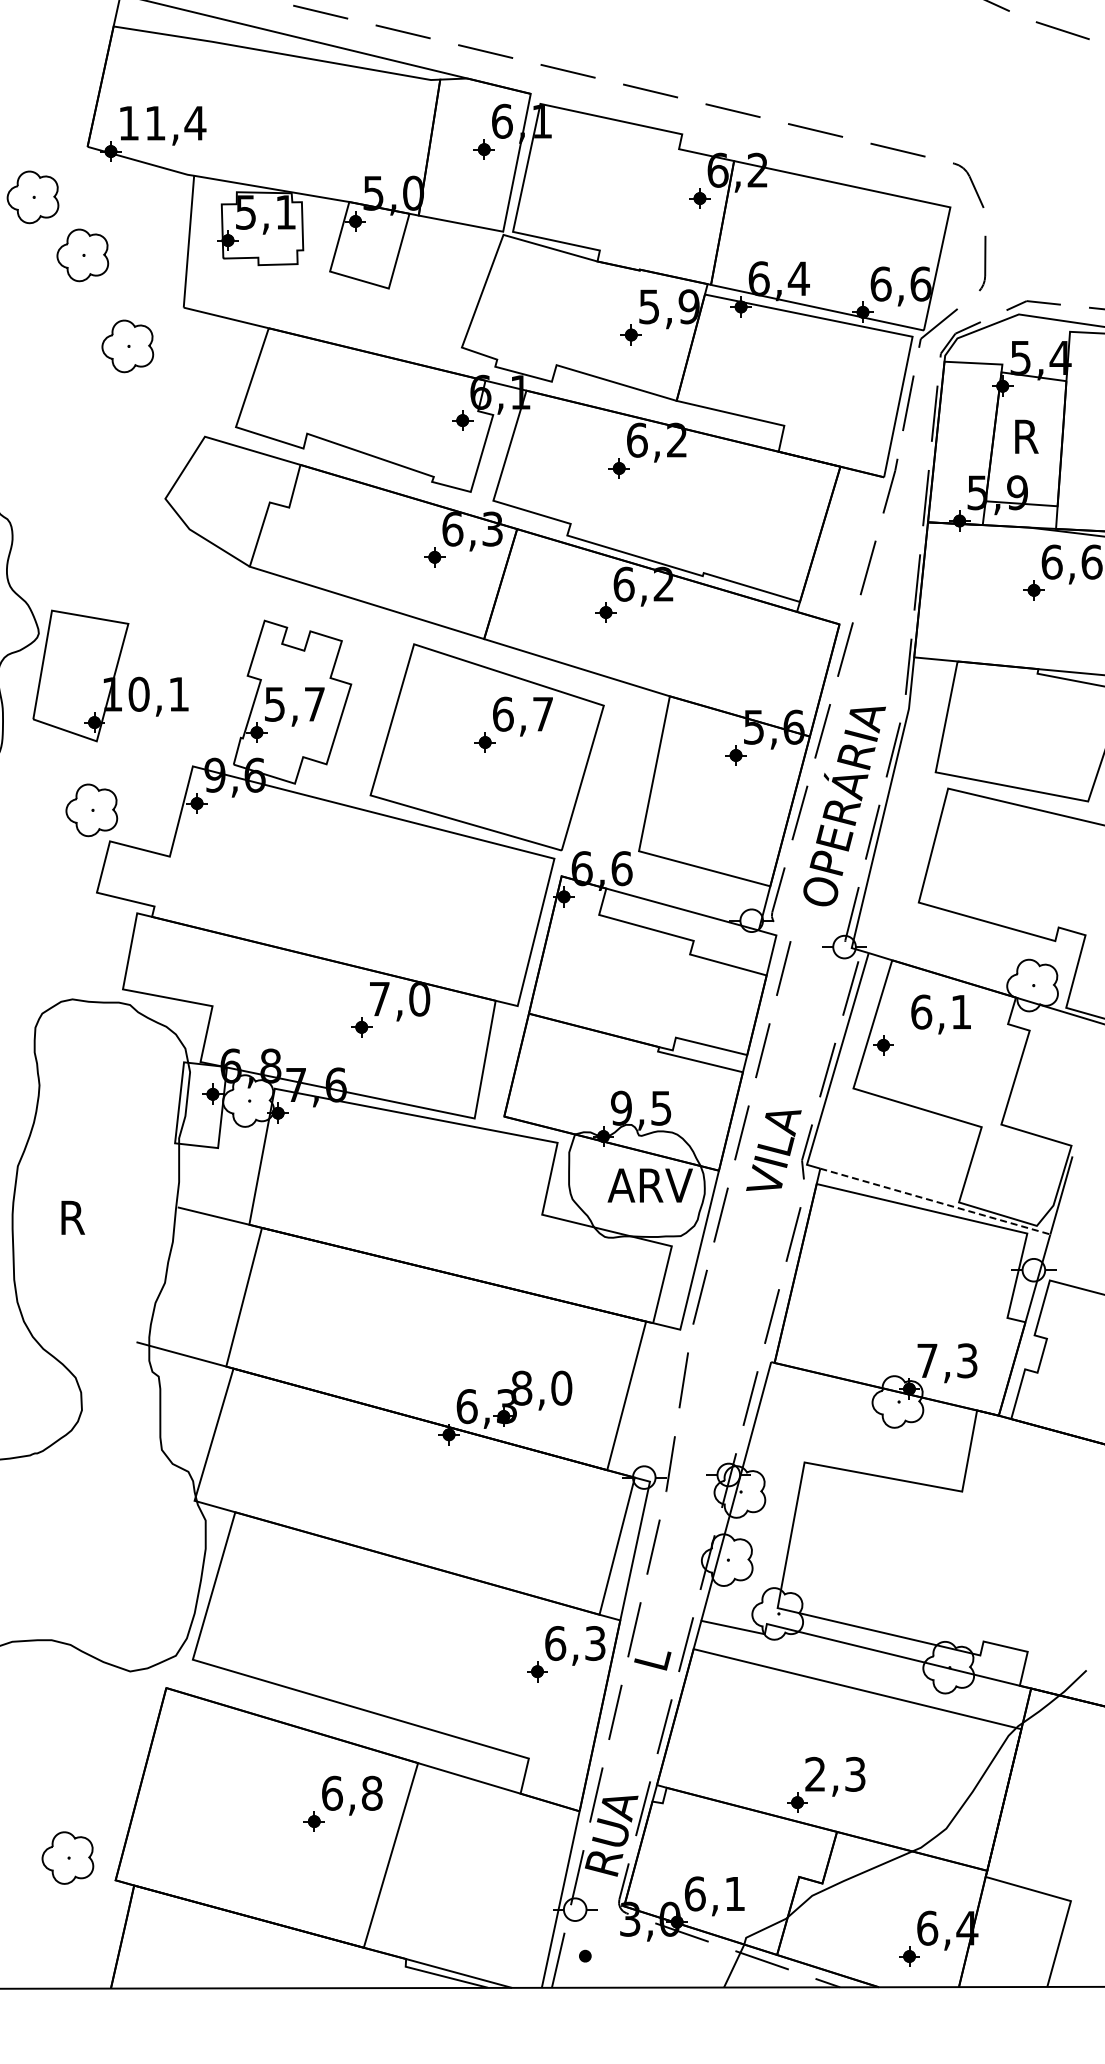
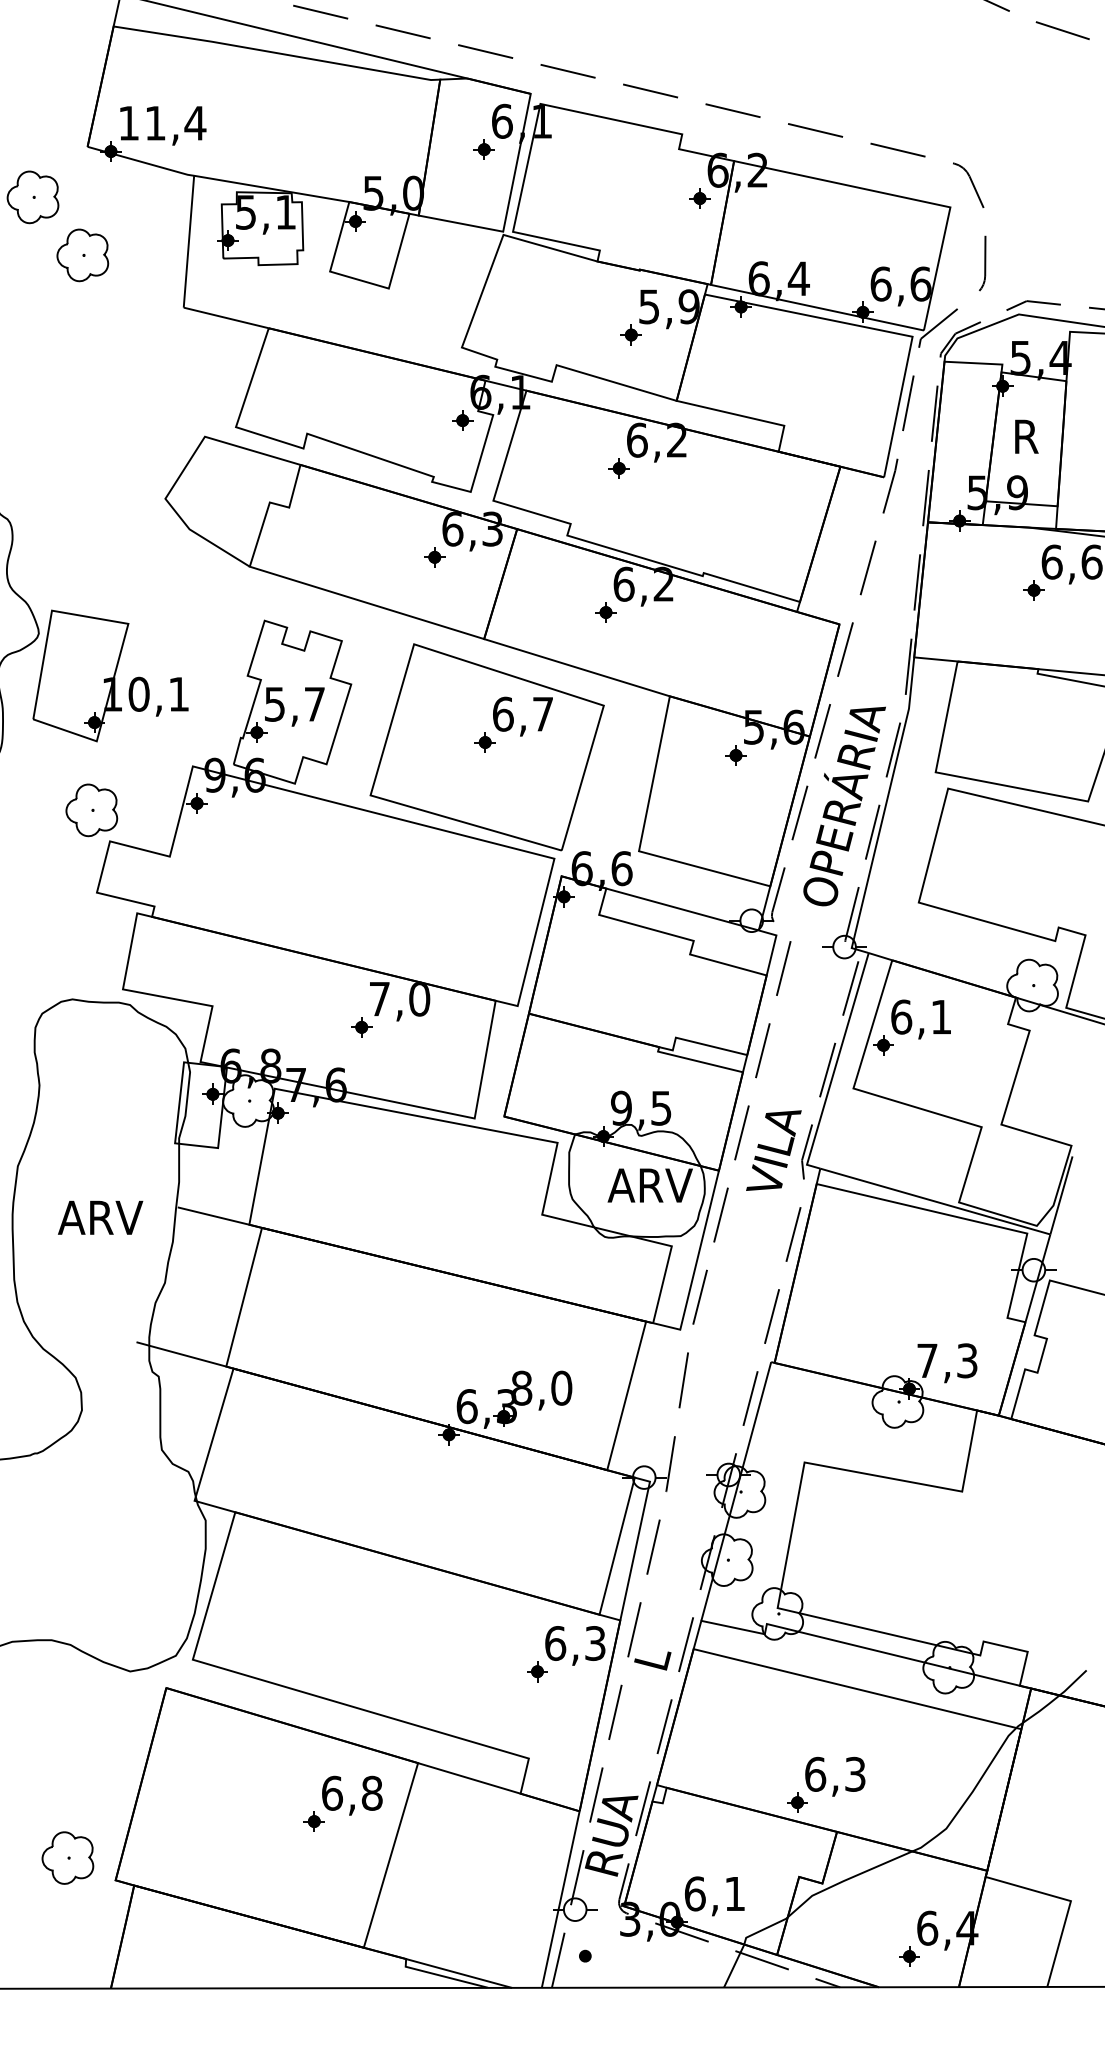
part: present -> none (127, 346)
text position: (940, 1014) -> (920, 1019) (920, 1019)
line: dashed -> solid (935, 1201)
text: R -> ARV (100, 1217)
text: 2,3 -> 6,3 (815, 1773)
